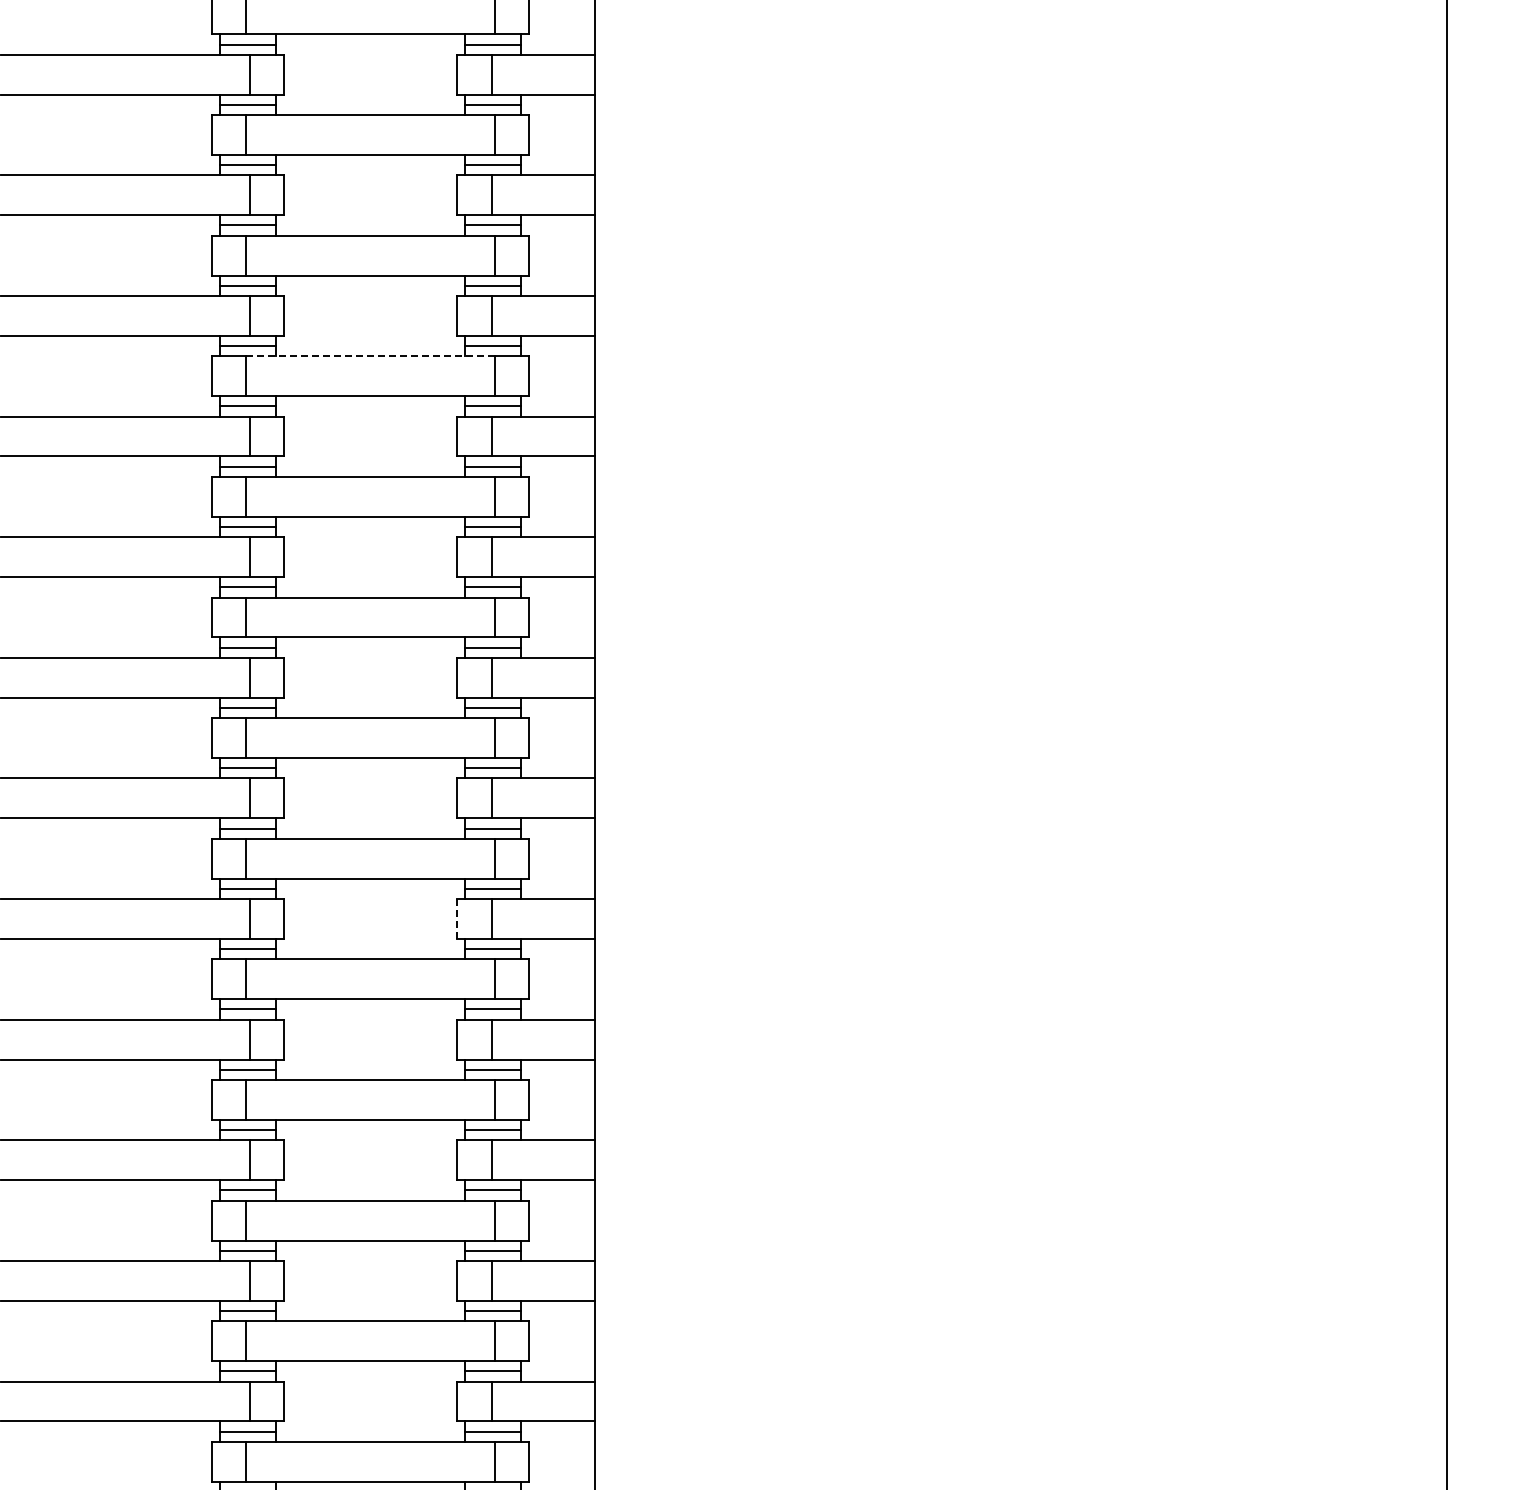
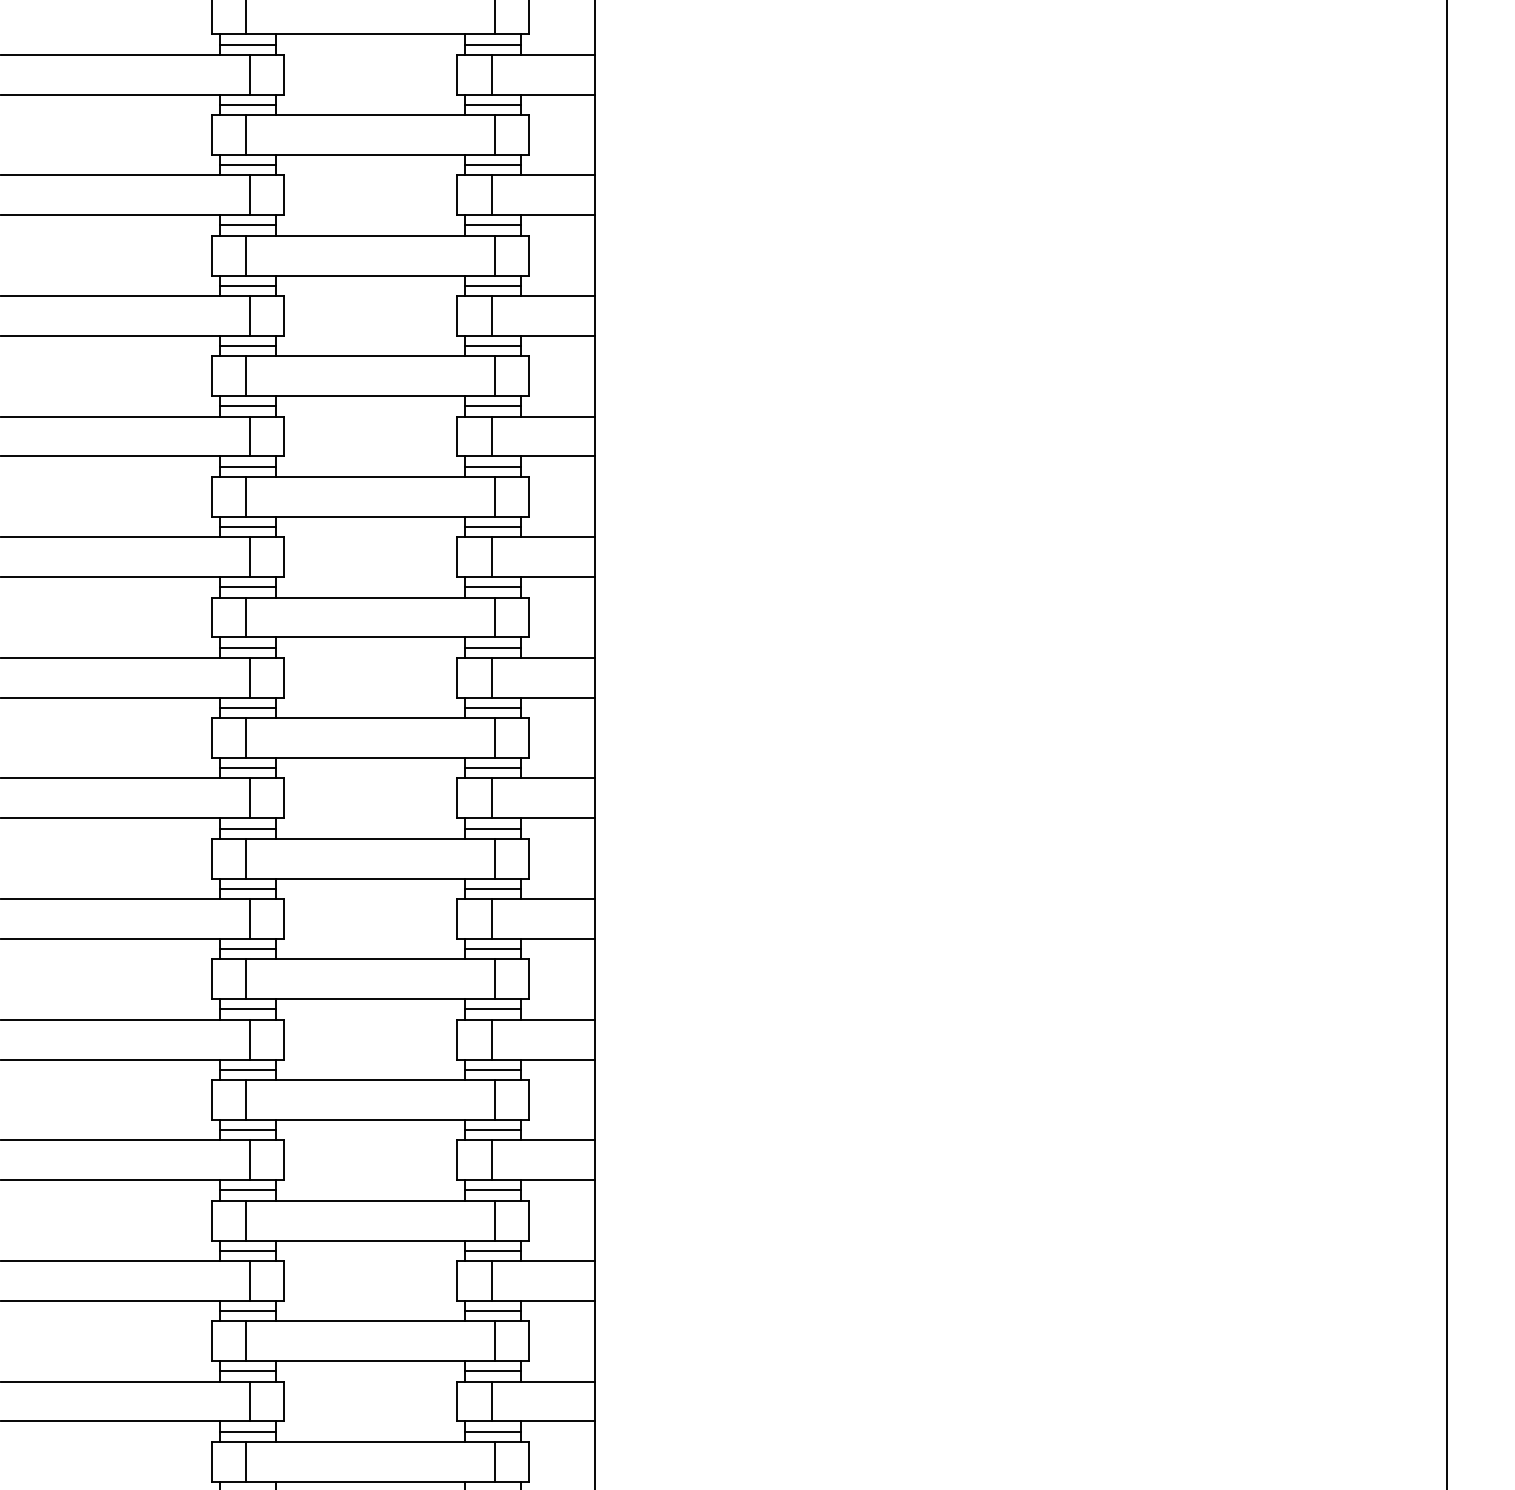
line: dashed -> solid (371, 356)
line: dashed -> solid (457, 919)
